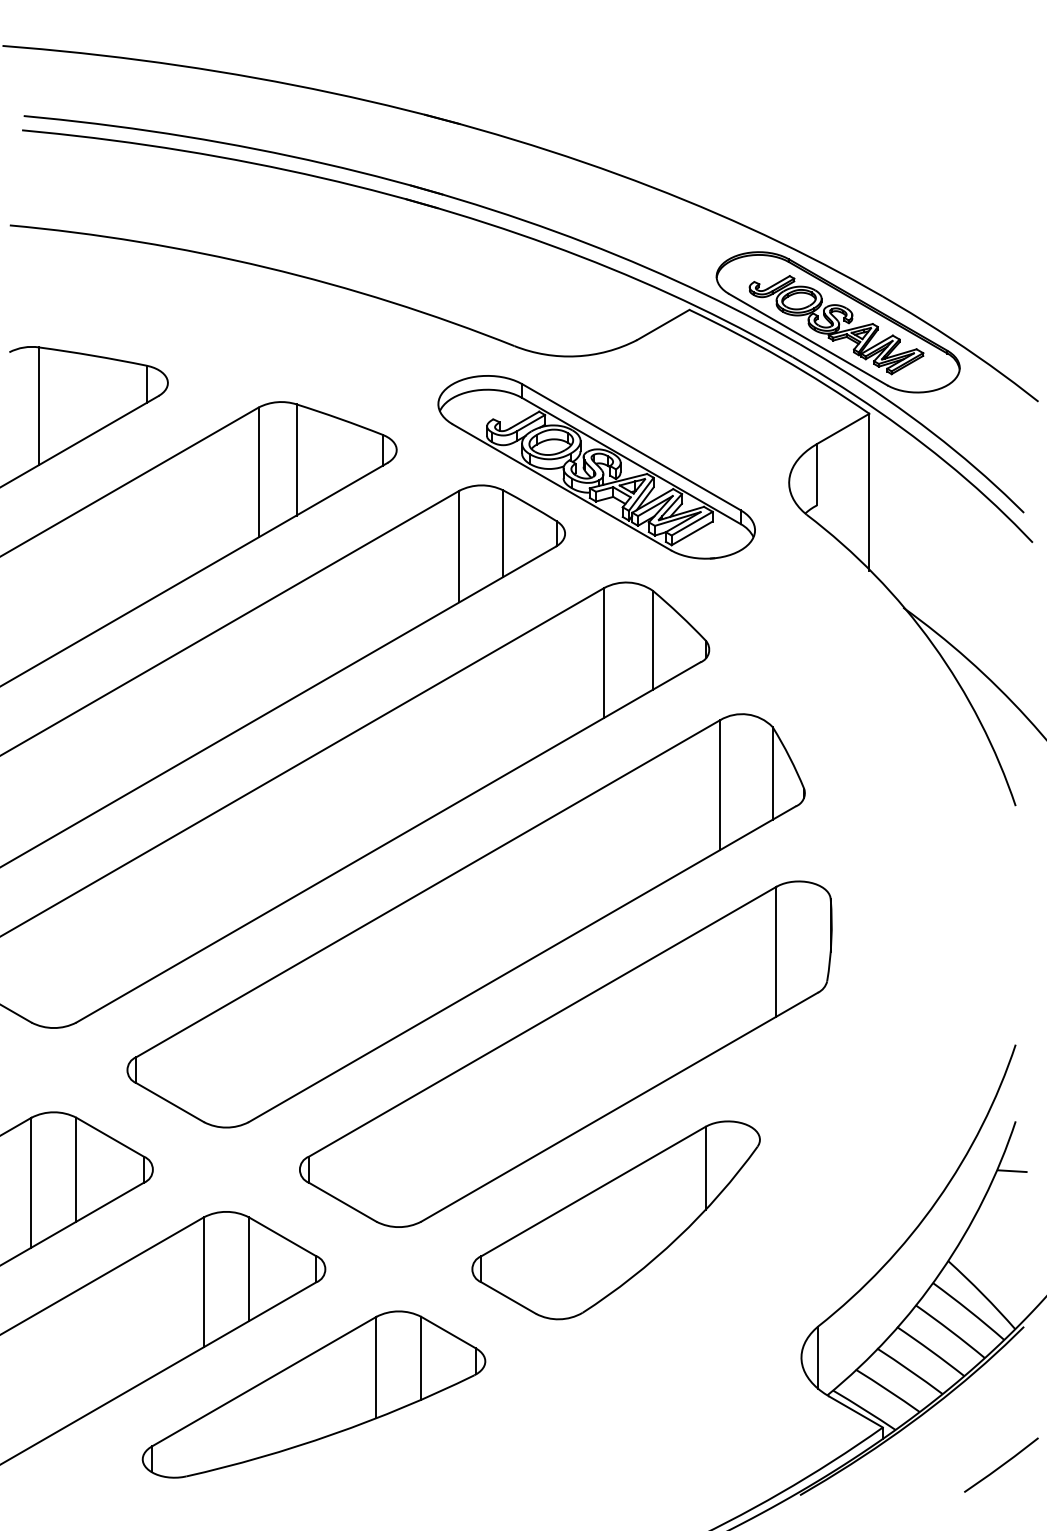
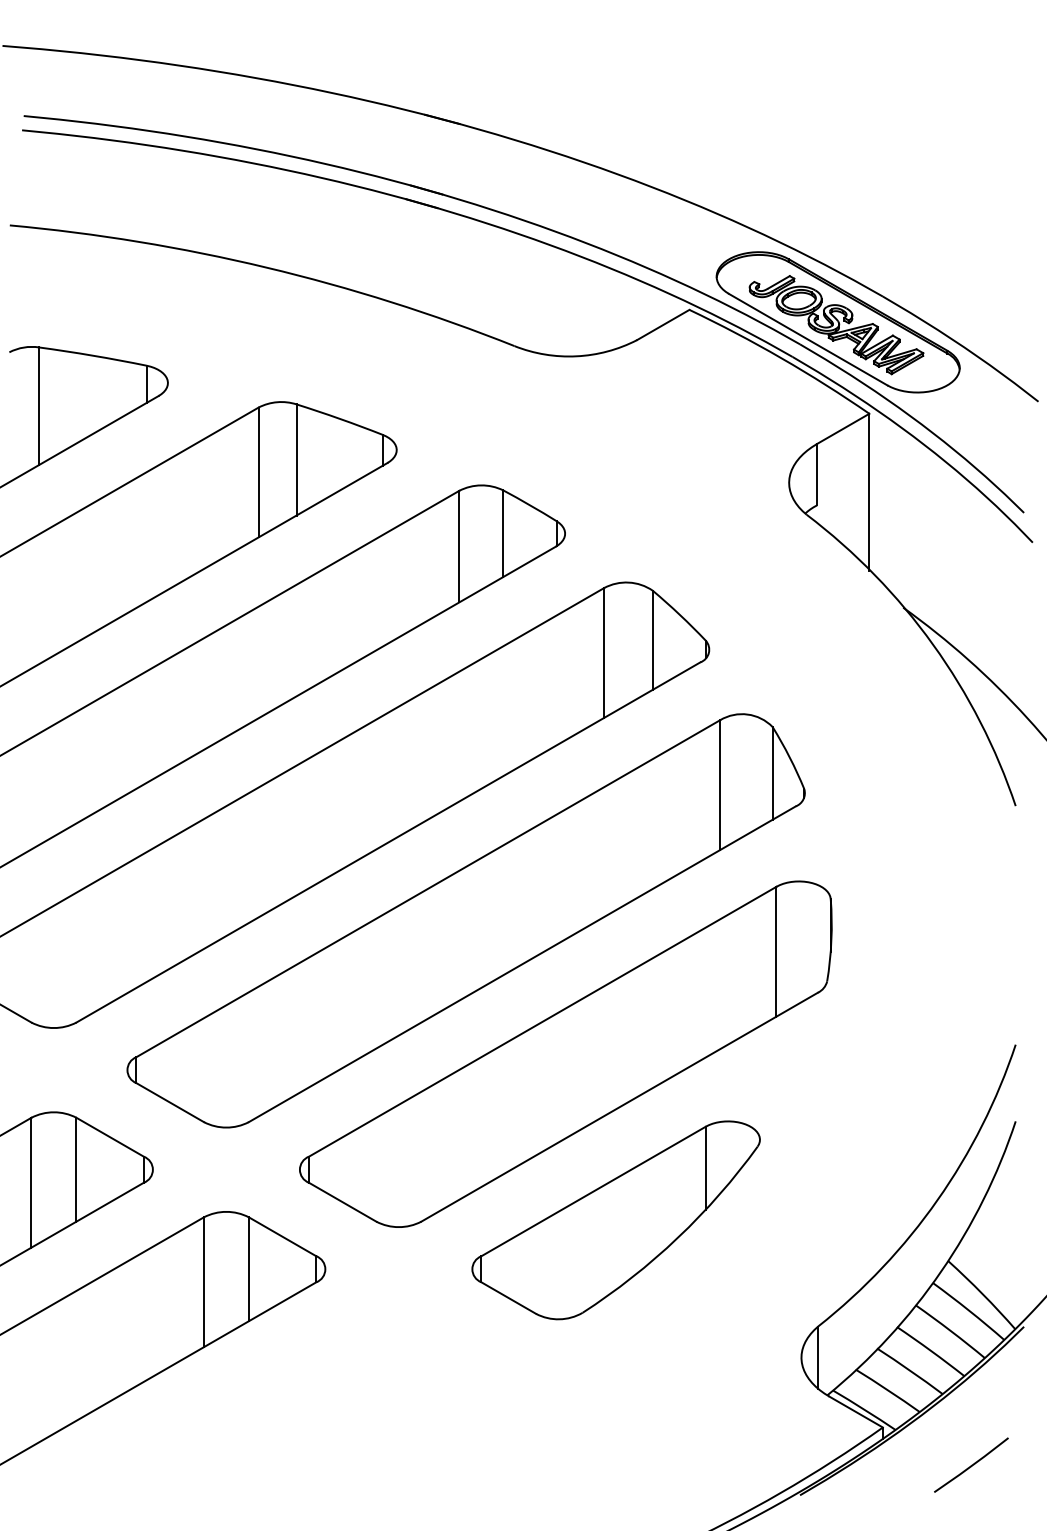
part: present -> none (596, 467)
line: present -> none (1012, 1171)
part: present -> none (313, 1394)
line position: (1001, 1464) -> (971, 1464) (971, 1464)
